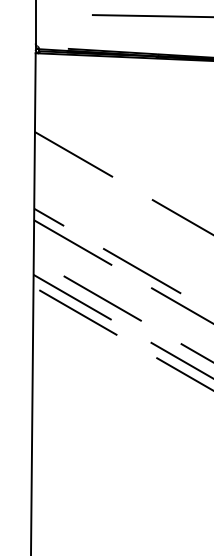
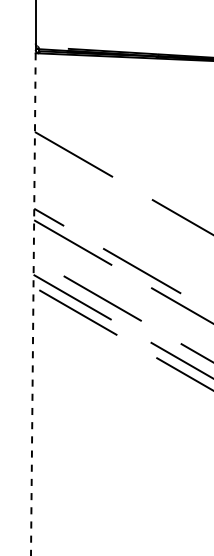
line: present -> none (151, 16)
line: solid -> dashed (33, 304)
